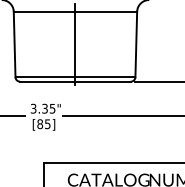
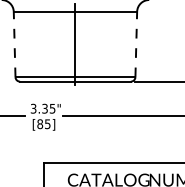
line: solid -> dashed (14, 44)
line: solid -> dashed (136, 44)
